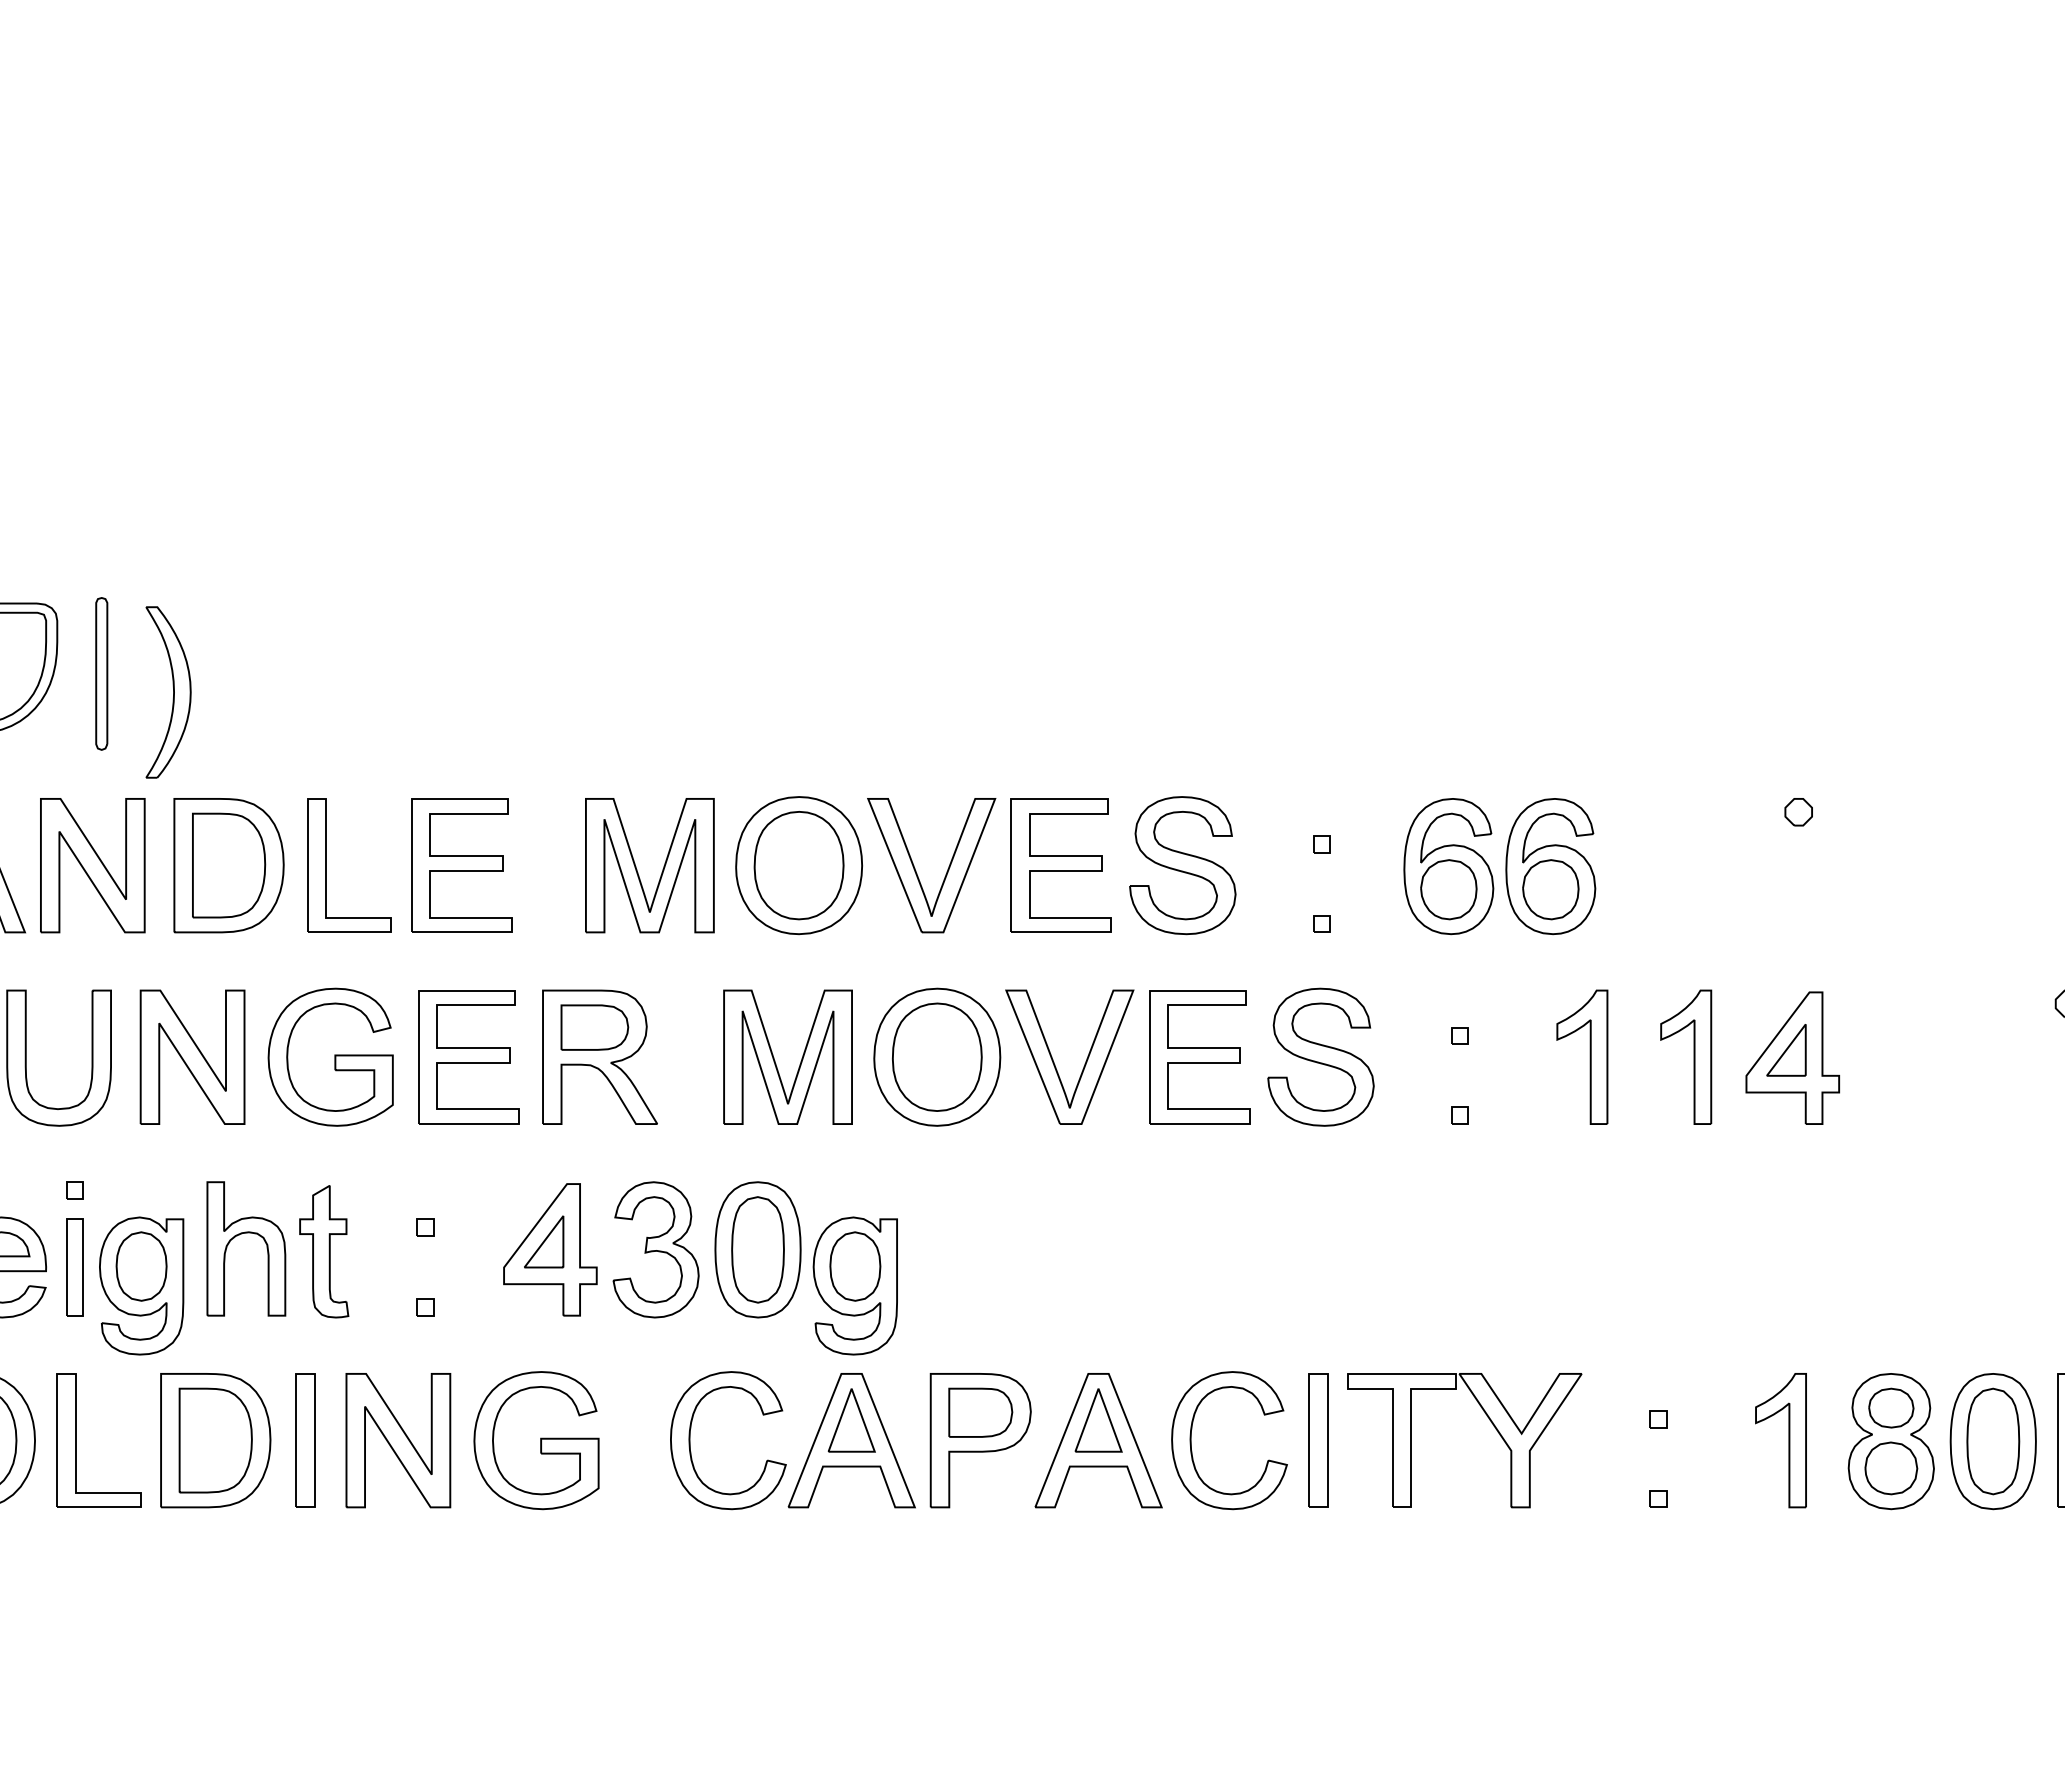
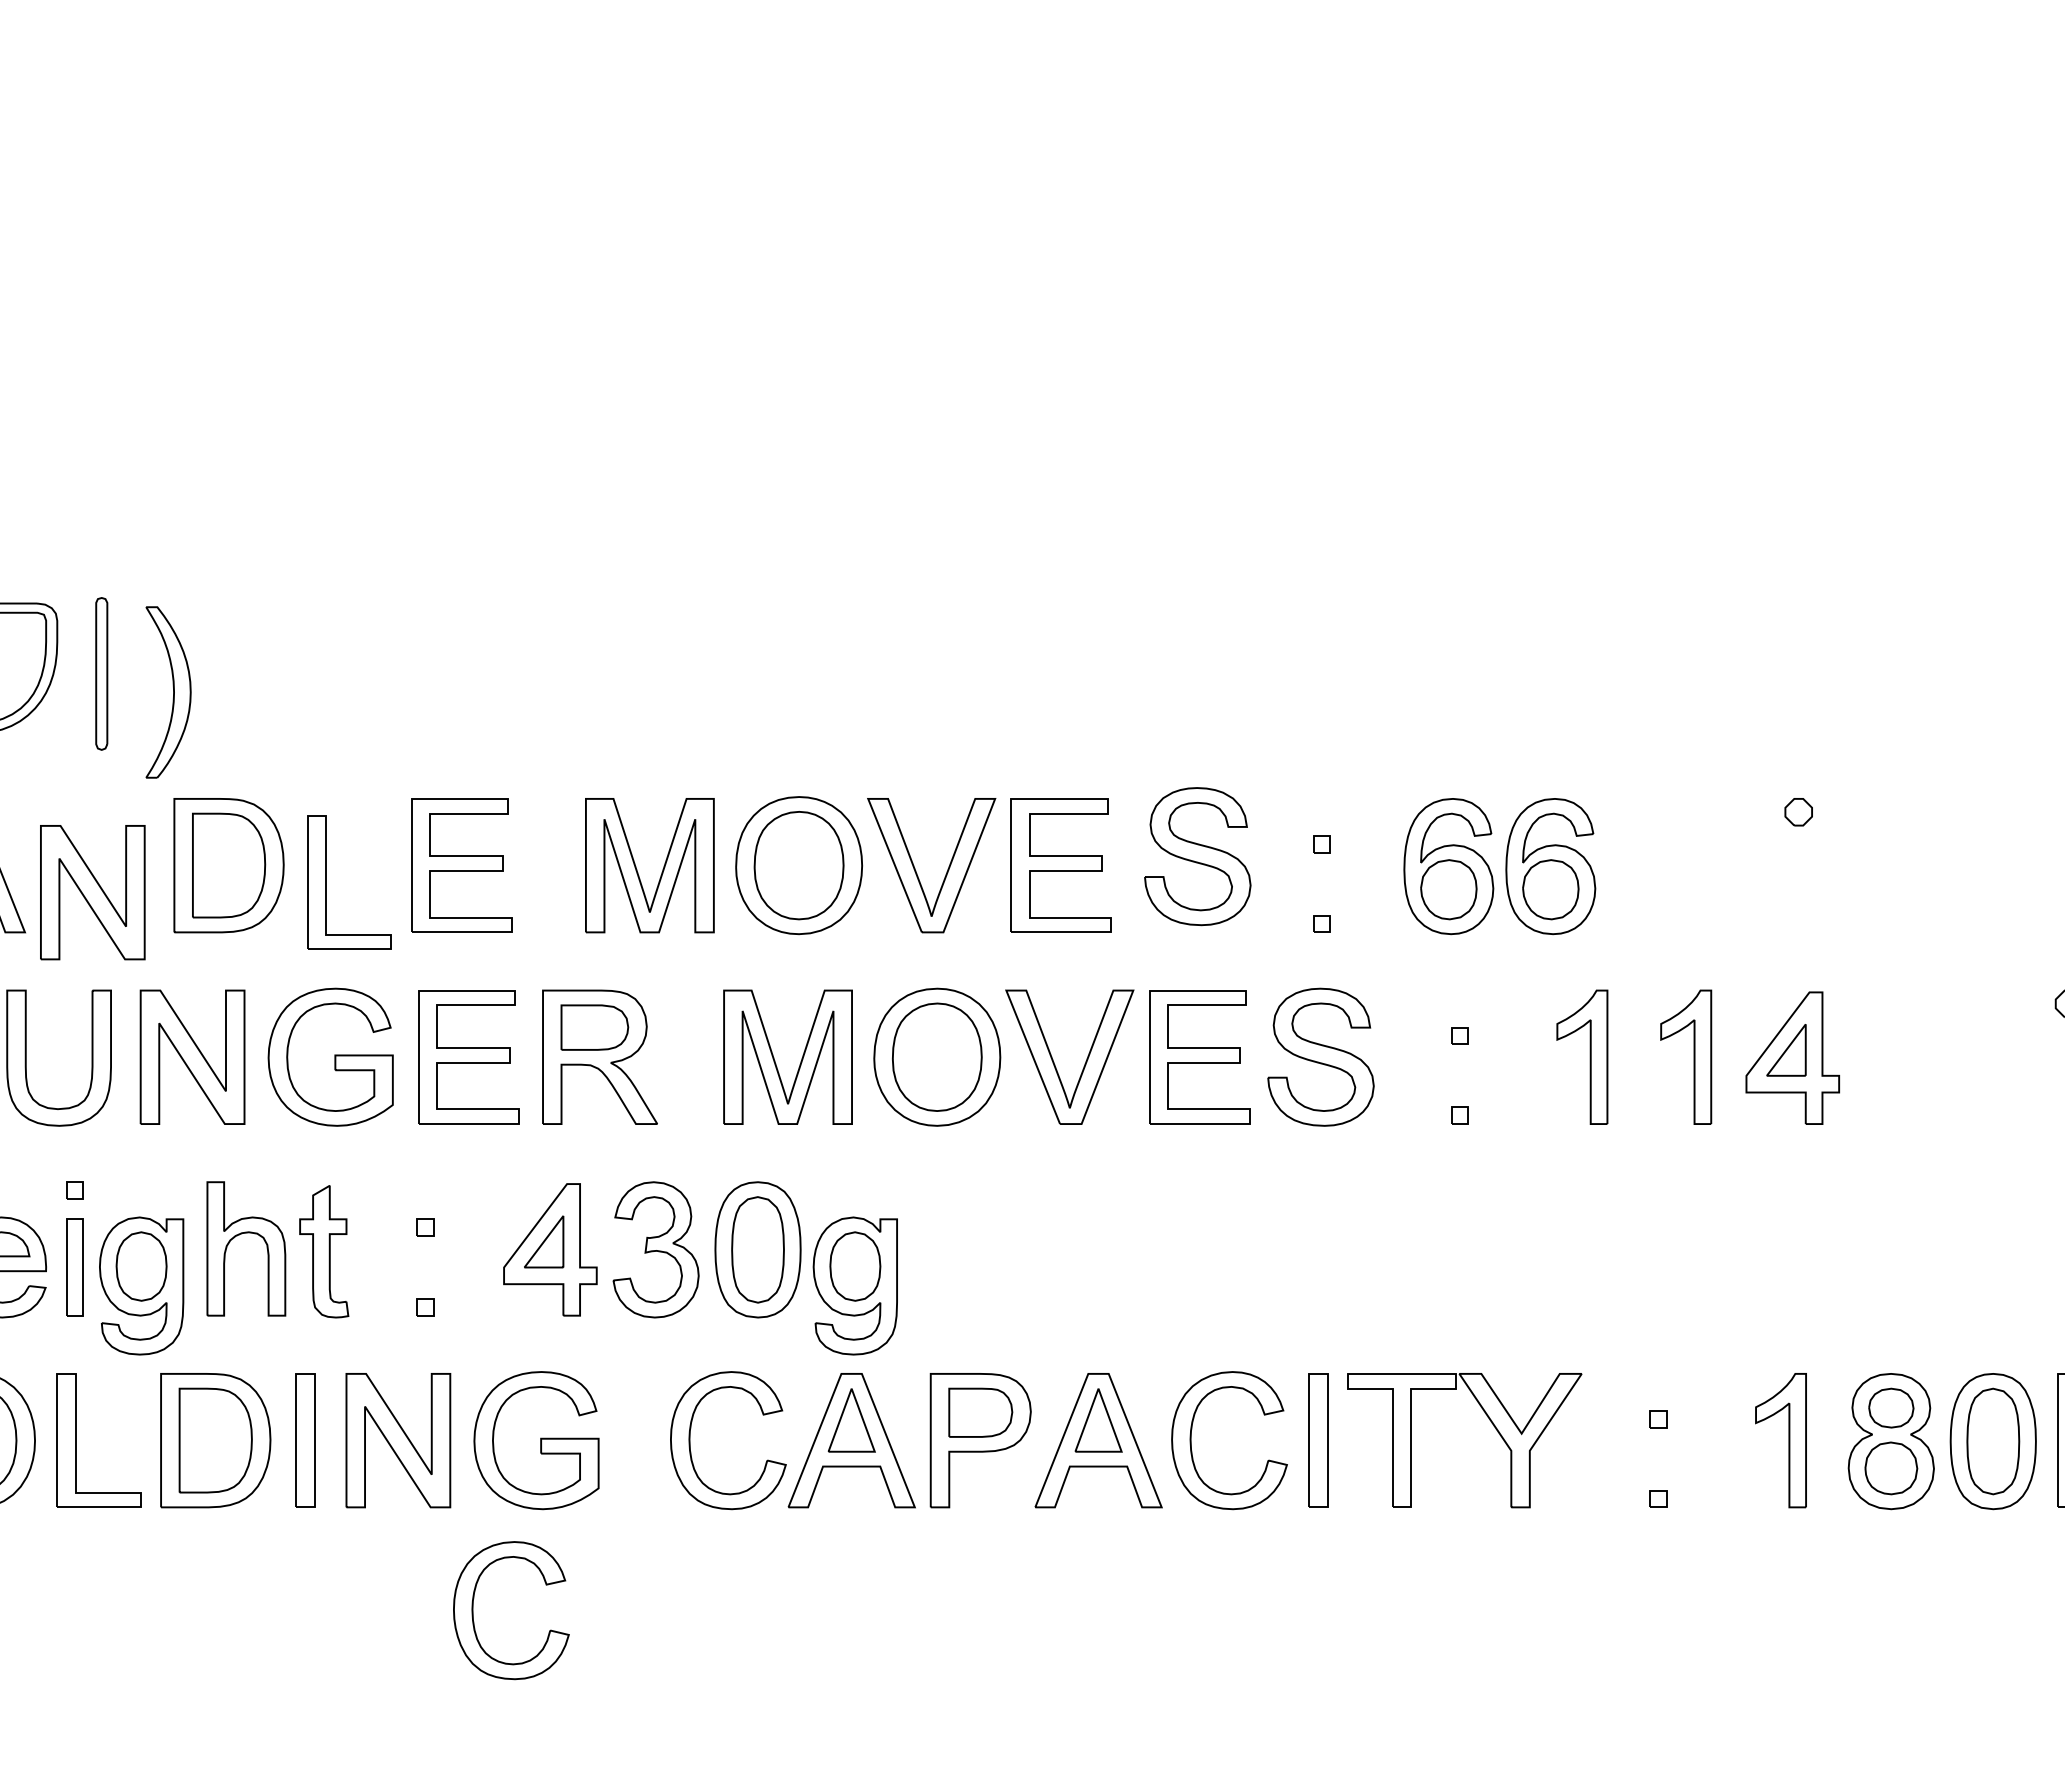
part position: (92, 865) -> (92, 892) (92, 892)
part position: (326, 865) -> (326, 882) (326, 882)
part position: (1182, 865) -> (1197, 856) (1197, 856)
part: none -> present (473, 1610)
